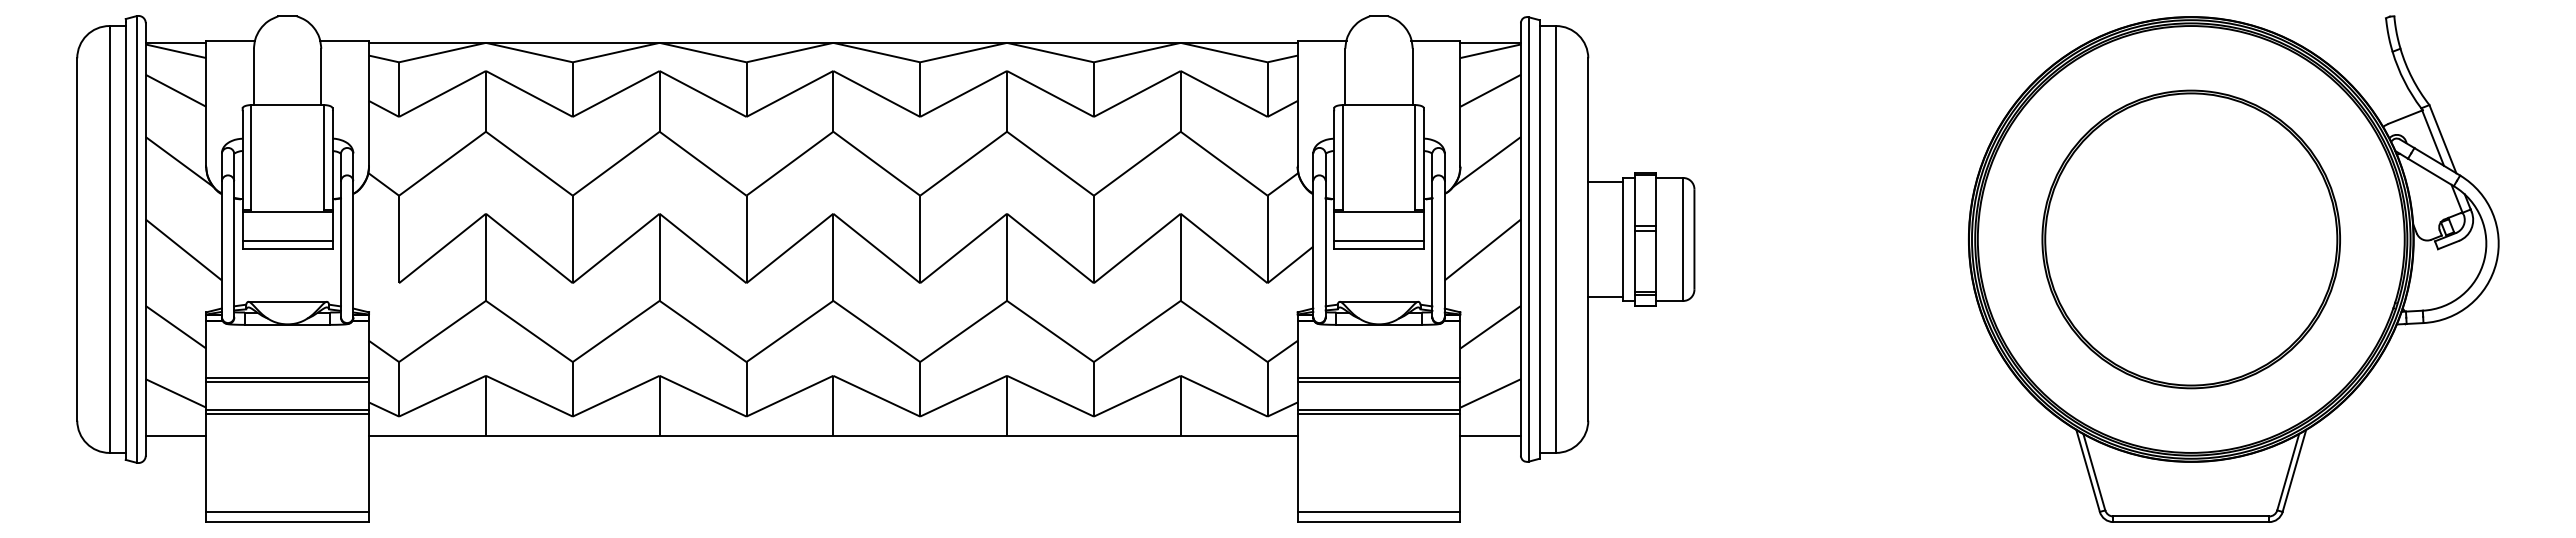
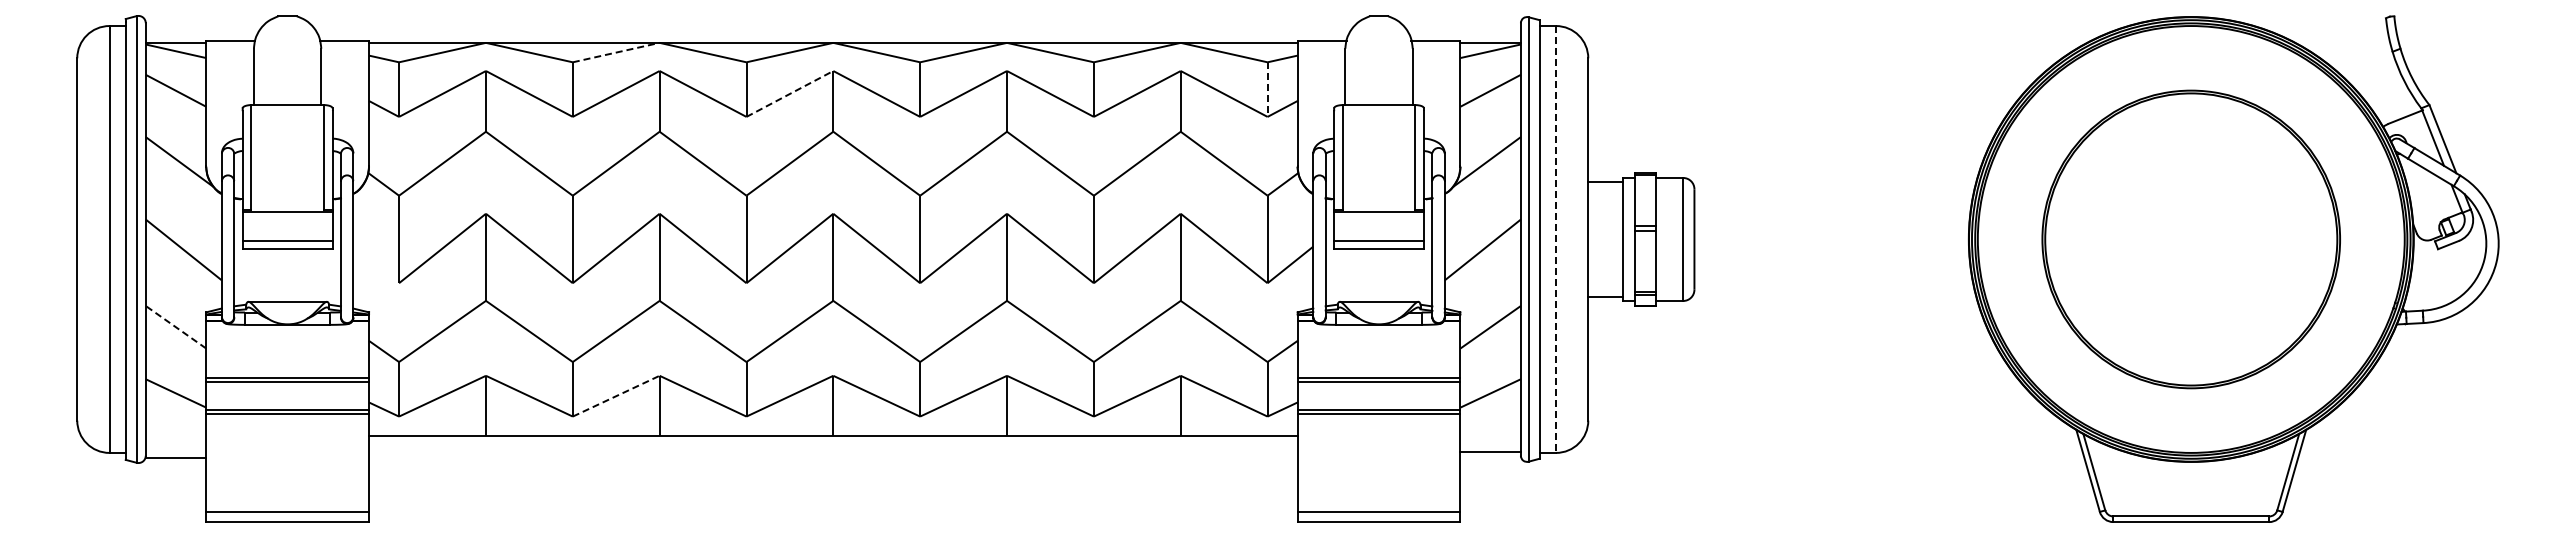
line: solid -> dashed (616, 52)
line: solid -> dashed (1267, 90)
line: solid -> dashed (790, 93)
line: solid -> dashed (1555, 239)
line: solid -> dashed (175, 327)
line: solid -> dashed (616, 396)
line position: (175, 436) -> (175, 458) (175, 458)
line position: (1490, 436) -> (1490, 452) (1490, 452)
